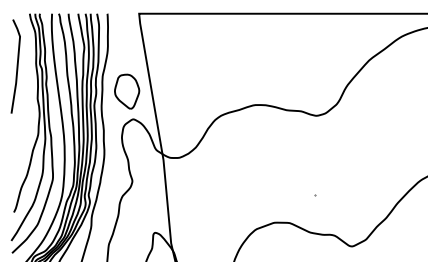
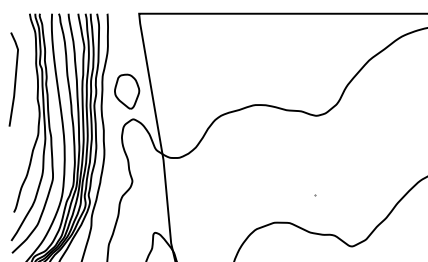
line position: (16, 66) -> (14, 79) (14, 79)
